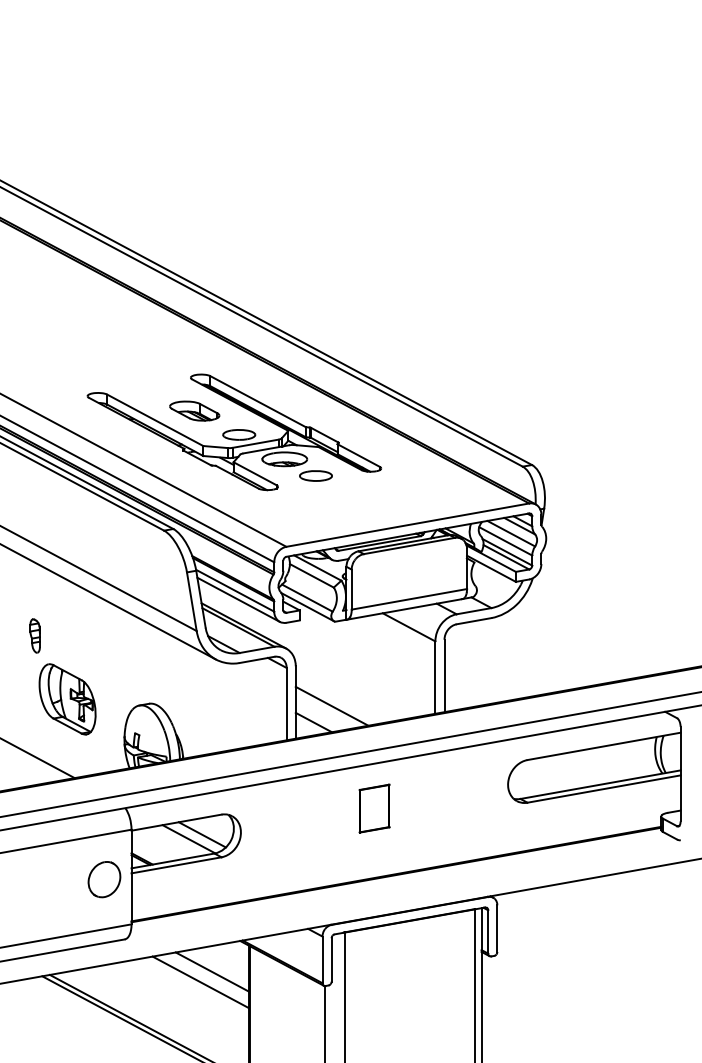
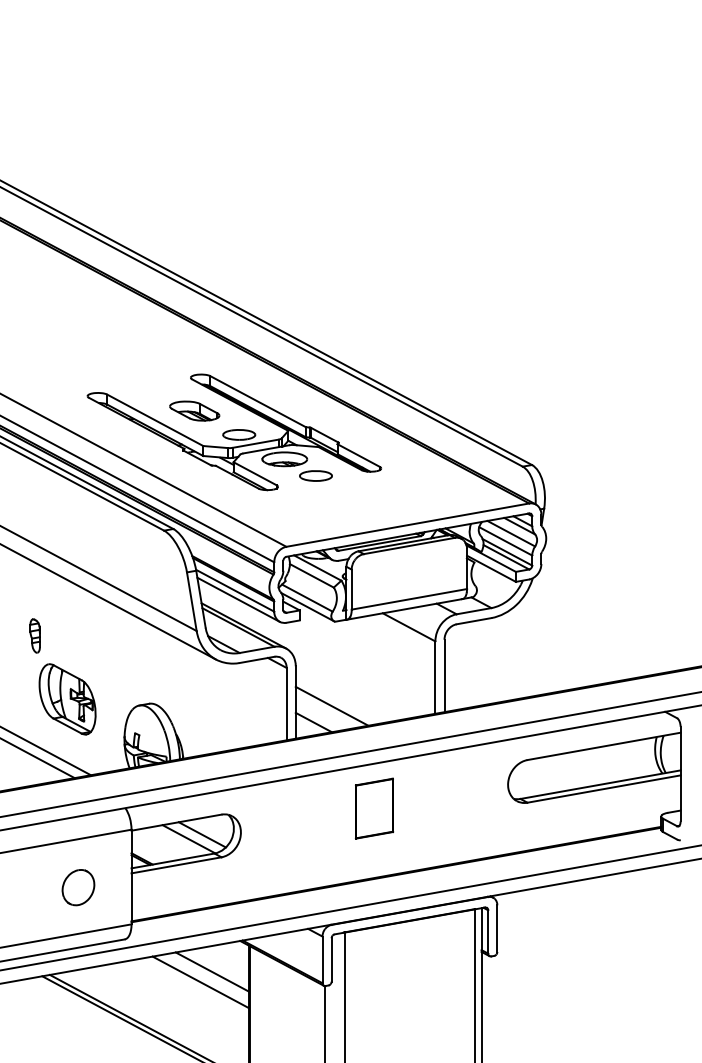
line: none -> present (46, 751)
part size: 33x51 px -> 40x63 px (374, 808)
part position: (104, 879) -> (78, 887) (78, 887)
line: none -> present (350, 907)
